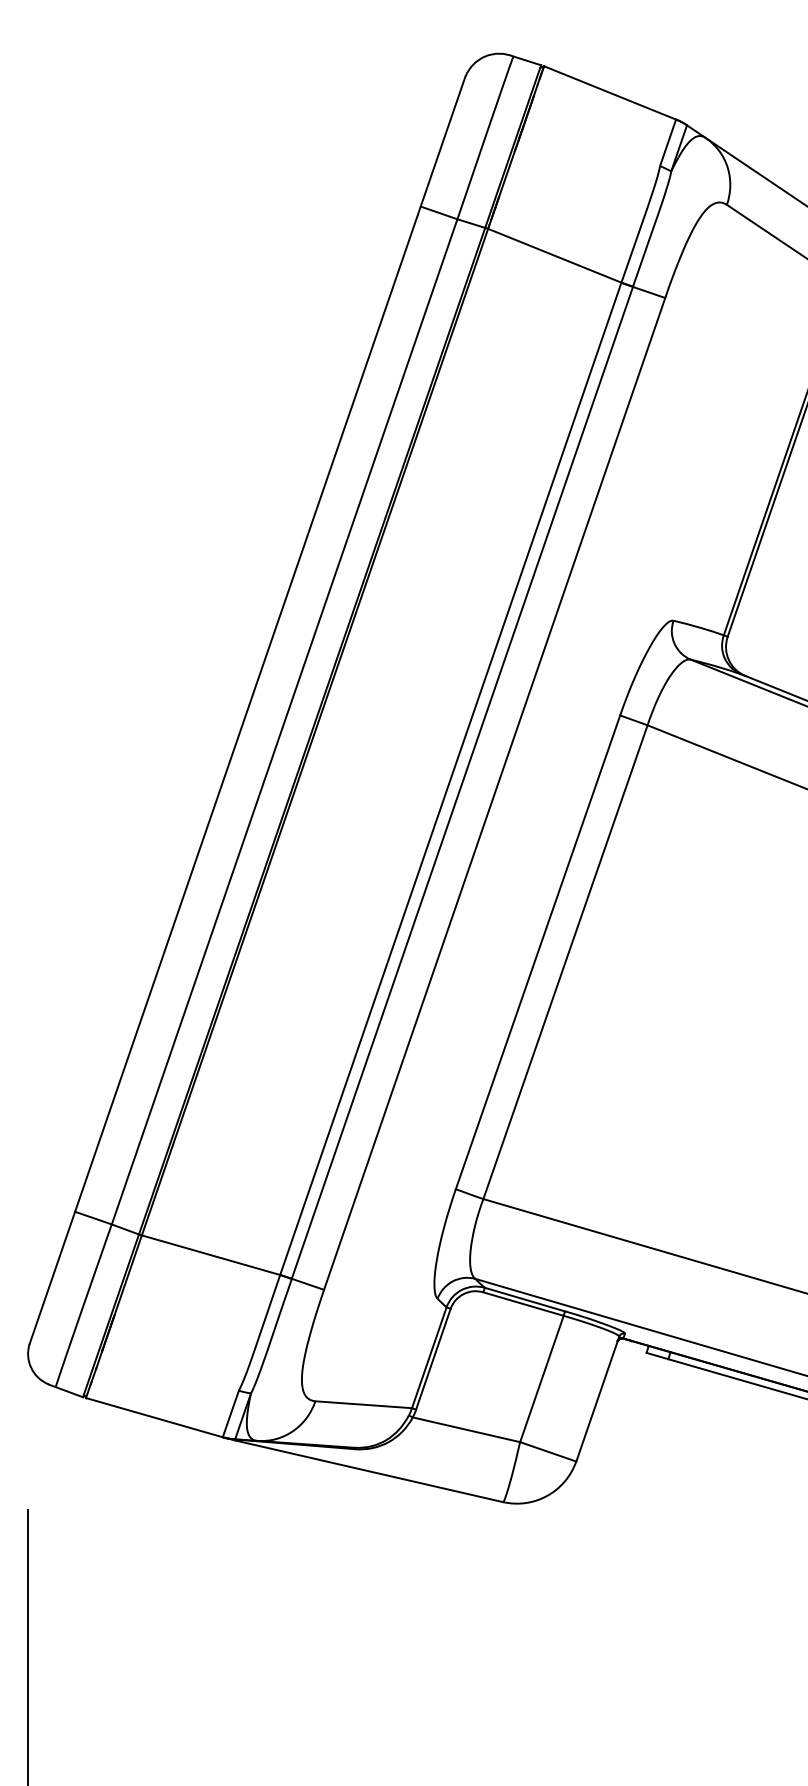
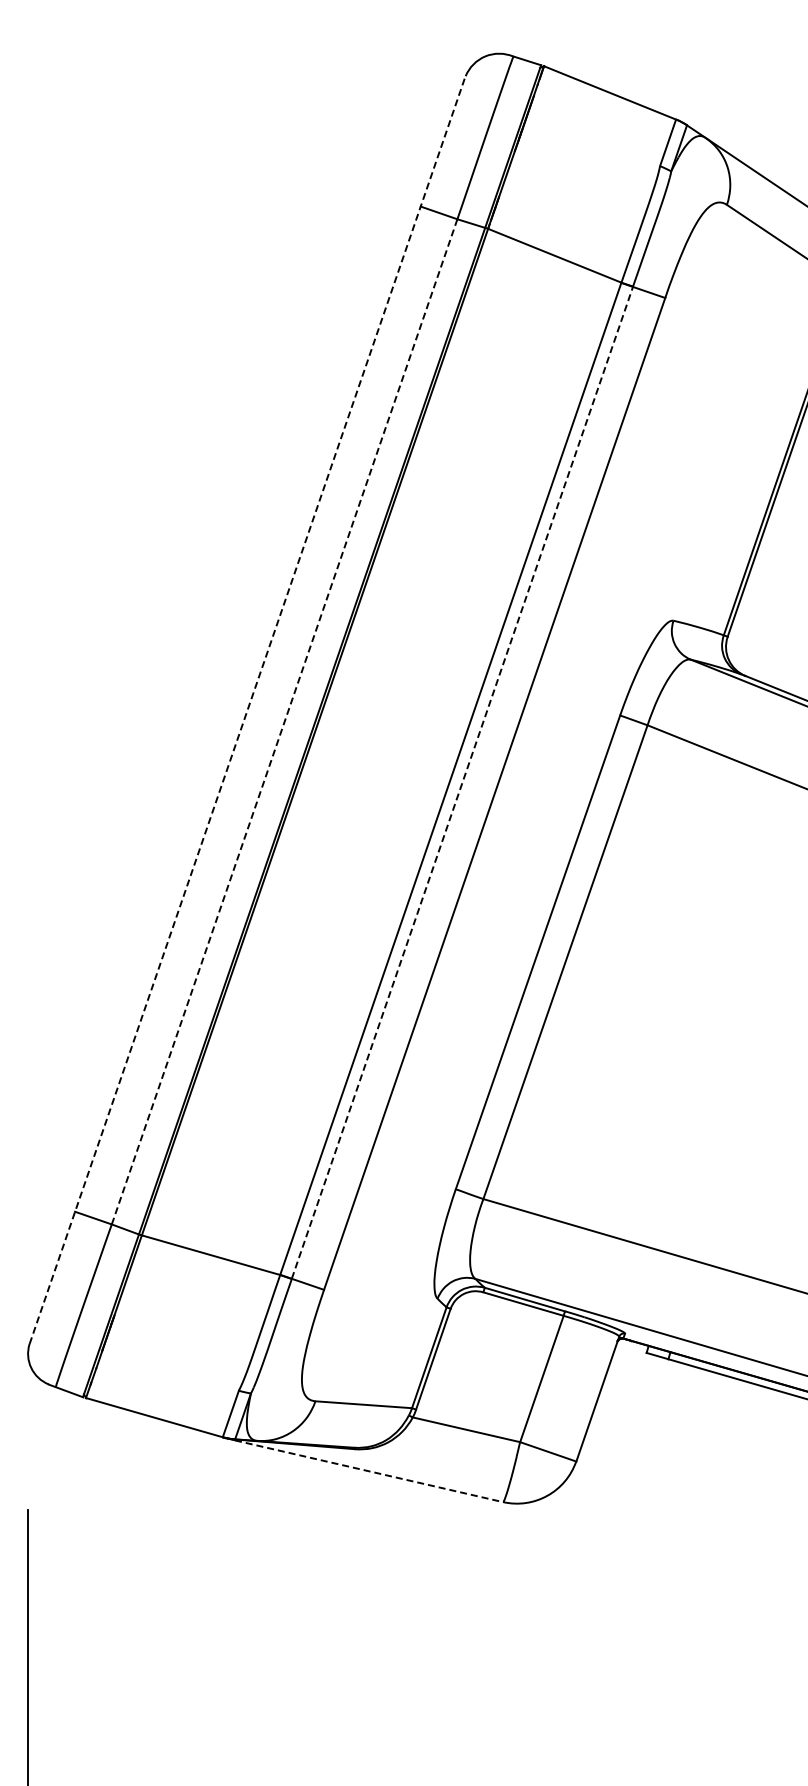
line: solid -> dashed (247, 709)
line: solid -> dashed (284, 721)
line: solid -> dashed (462, 782)
line: solid -> dashed (369, 1471)
